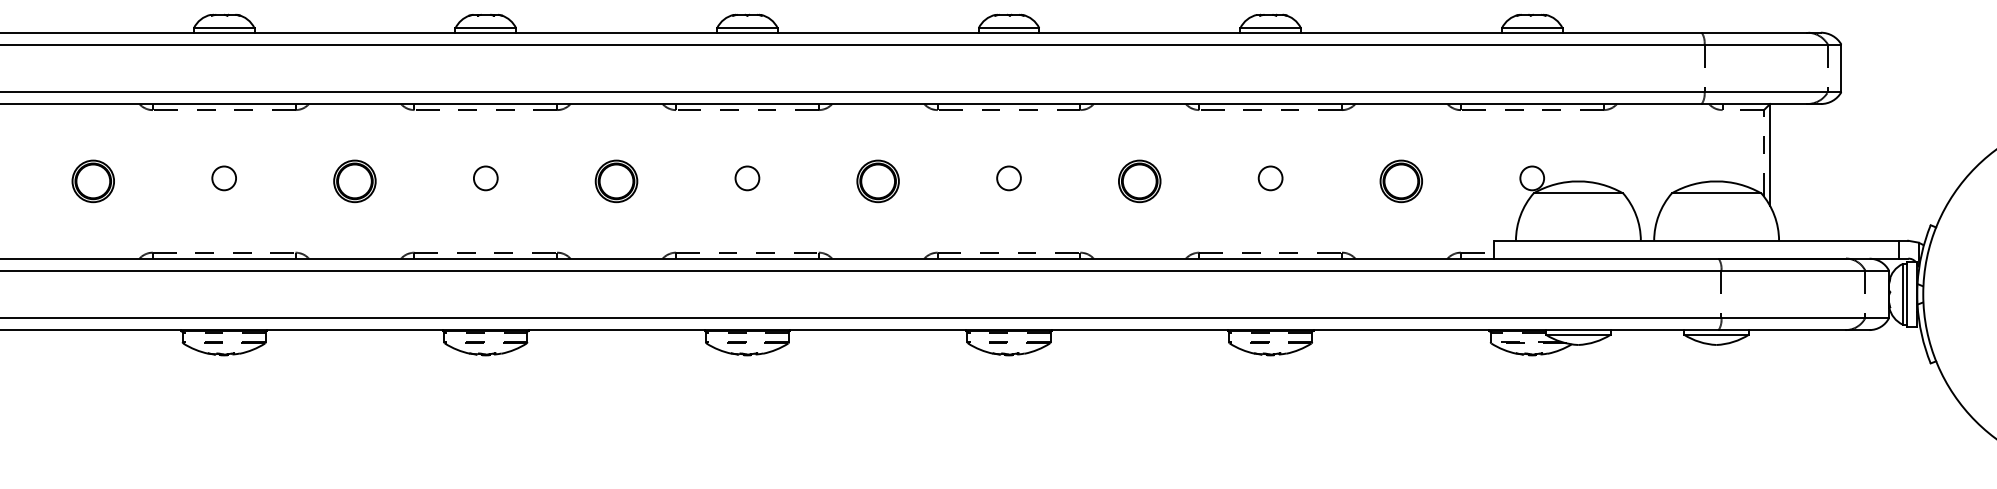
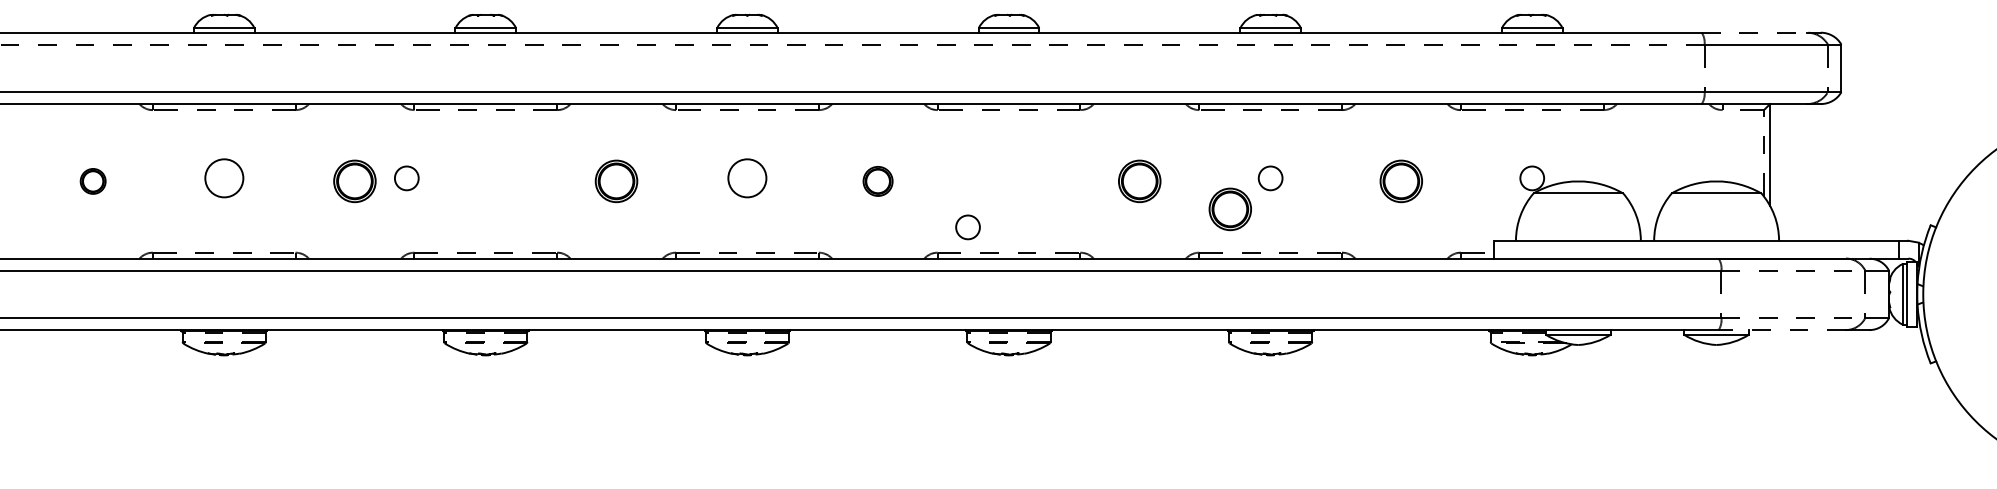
line: solid -> dashed (1754, 32)
line: solid -> dashed (852, 44)
circle size: 26x27 px -> 41x41 px (224, 178)
circle position: (485, 178) -> (406, 178) (406, 178)
circle size: 27x27 px -> 41x41 px (747, 178)
circle position: (1008, 178) -> (967, 227) (967, 227)
part size: 44x45 px -> 28x27 px (92, 181)
part size: 44x45 px -> 32x31 px (877, 181)
part: none -> present (1229, 209)
line: solid -> dashed (1793, 270)
line: solid -> dashed (1793, 318)
line: solid -> dashed (1781, 330)
